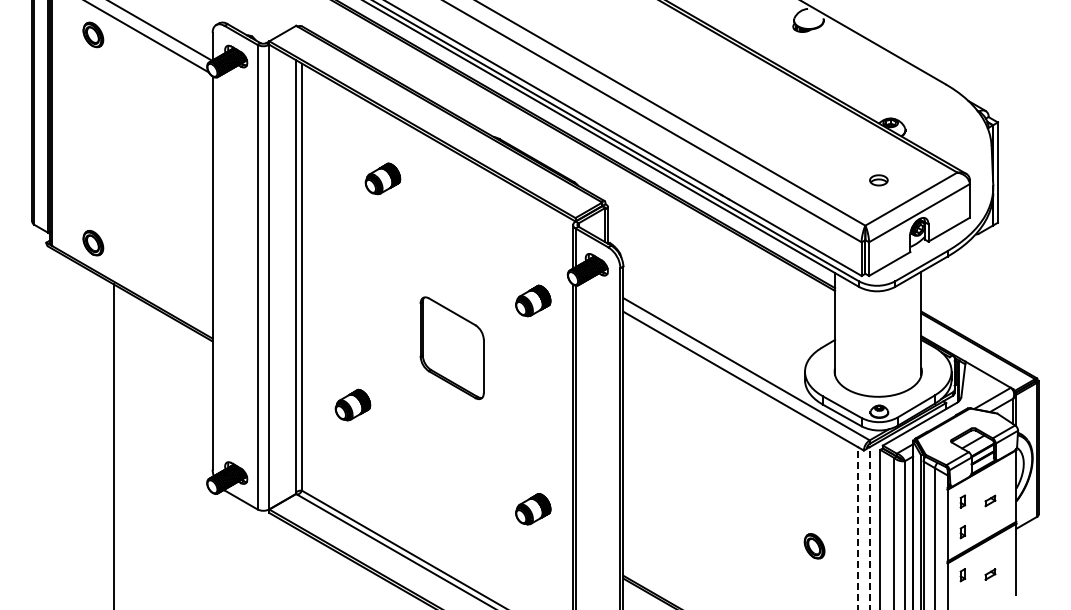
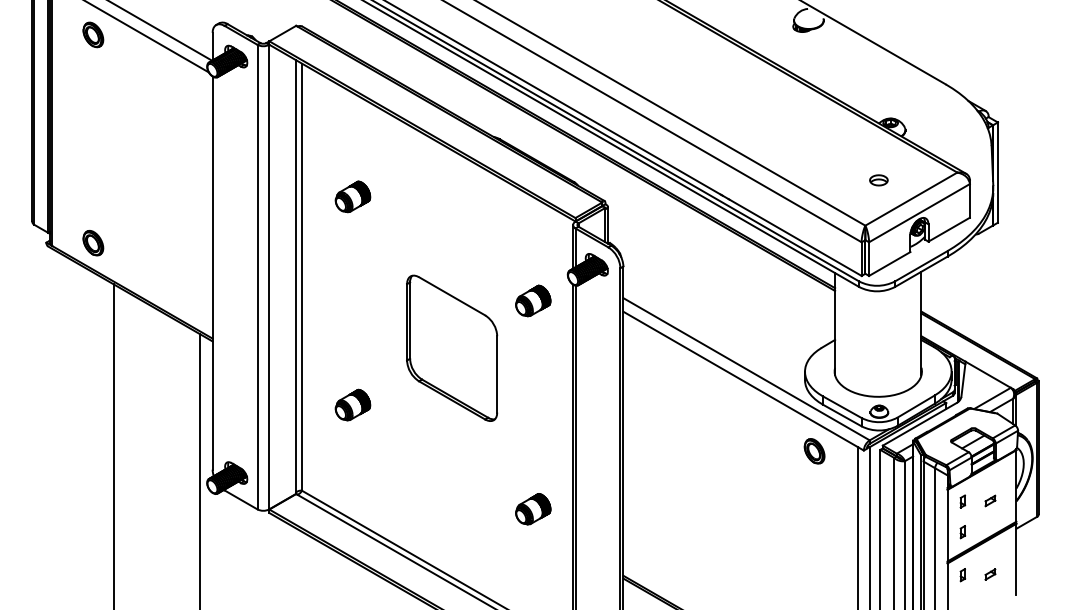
part position: (382, 178) -> (352, 196) (352, 196)
part size: 66x104 px -> 93x148 px (452, 347)
line: none -> present (200, 470)
line: dashed -> solid (857, 527)
line: dashed -> solid (869, 527)
part position: (814, 546) -> (814, 451) (814, 451)
